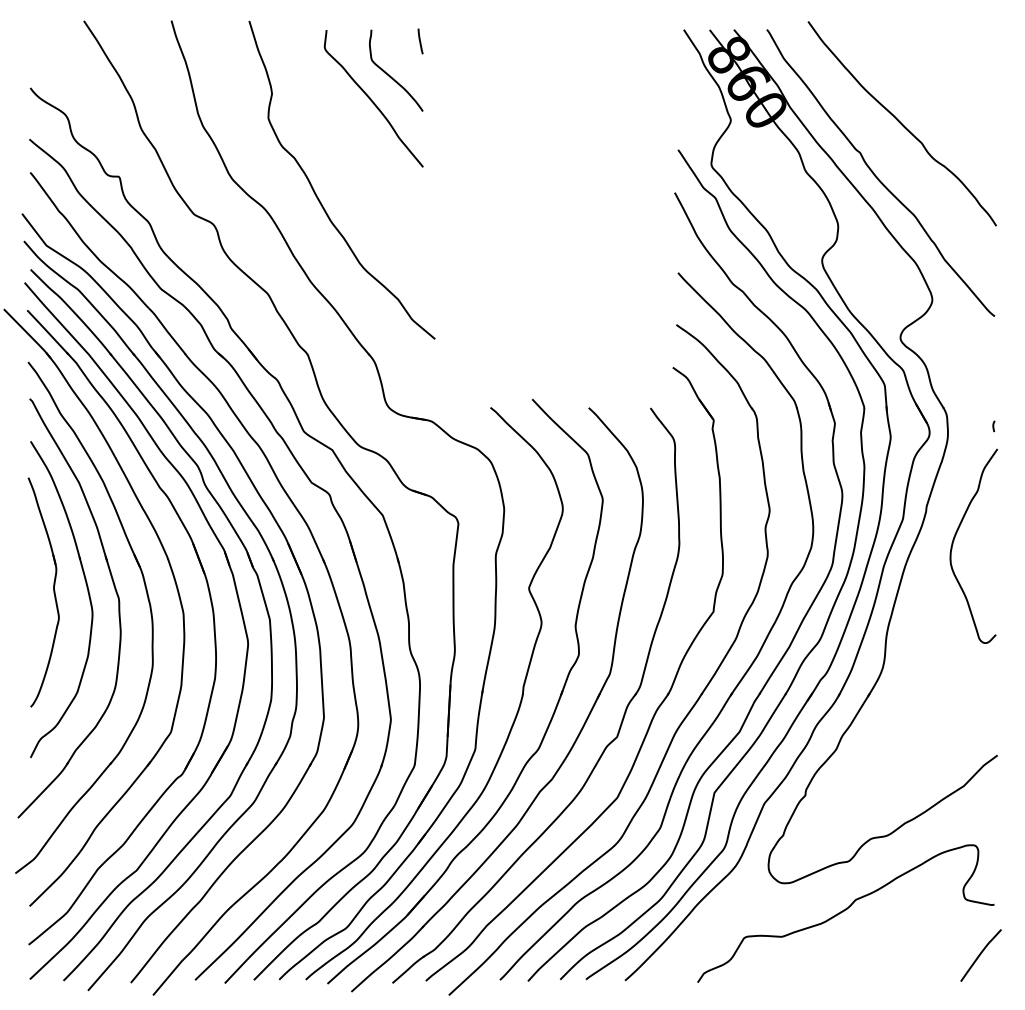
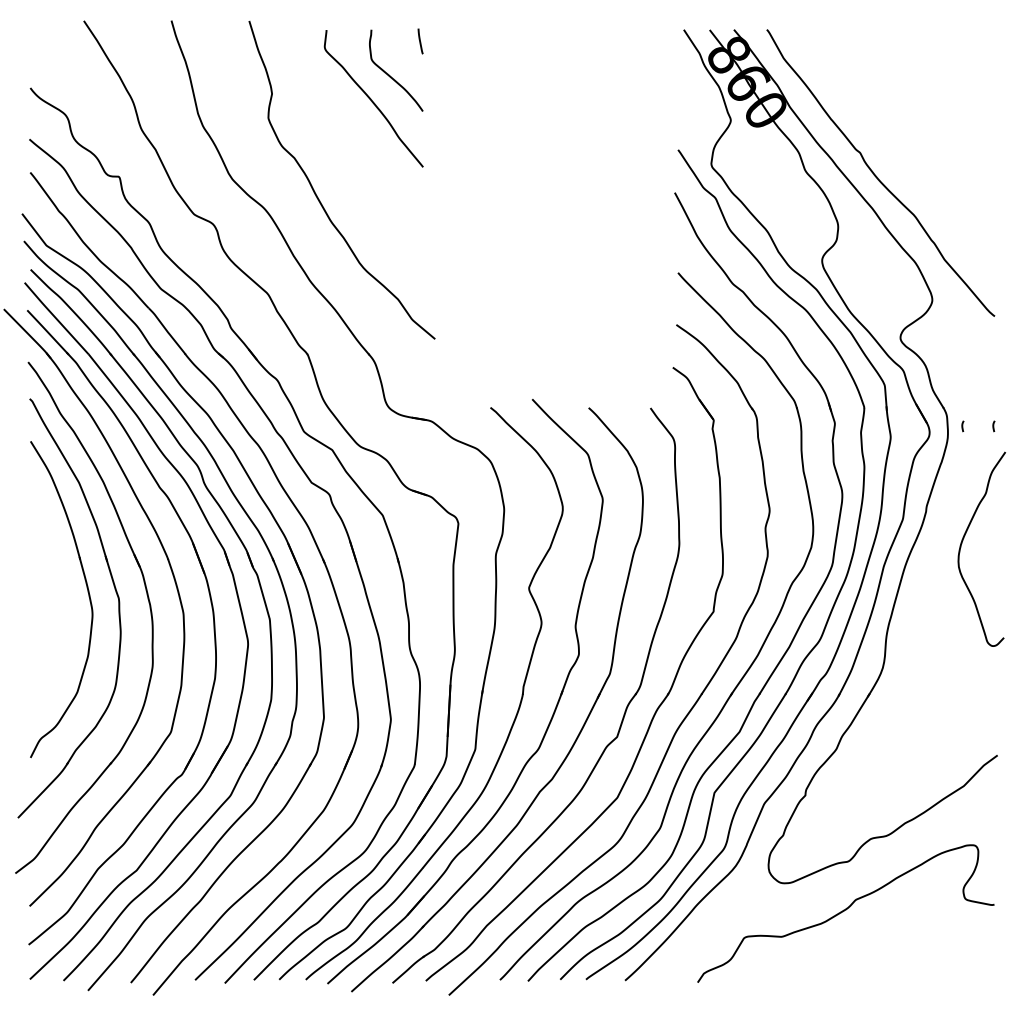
curve: present -> none (901, 123)
curve: none -> present (962, 426)
curve position: (954, 540) -> (962, 543) (962, 543)
part: present -> none (53, 592)
curve: present -> none (980, 955)
